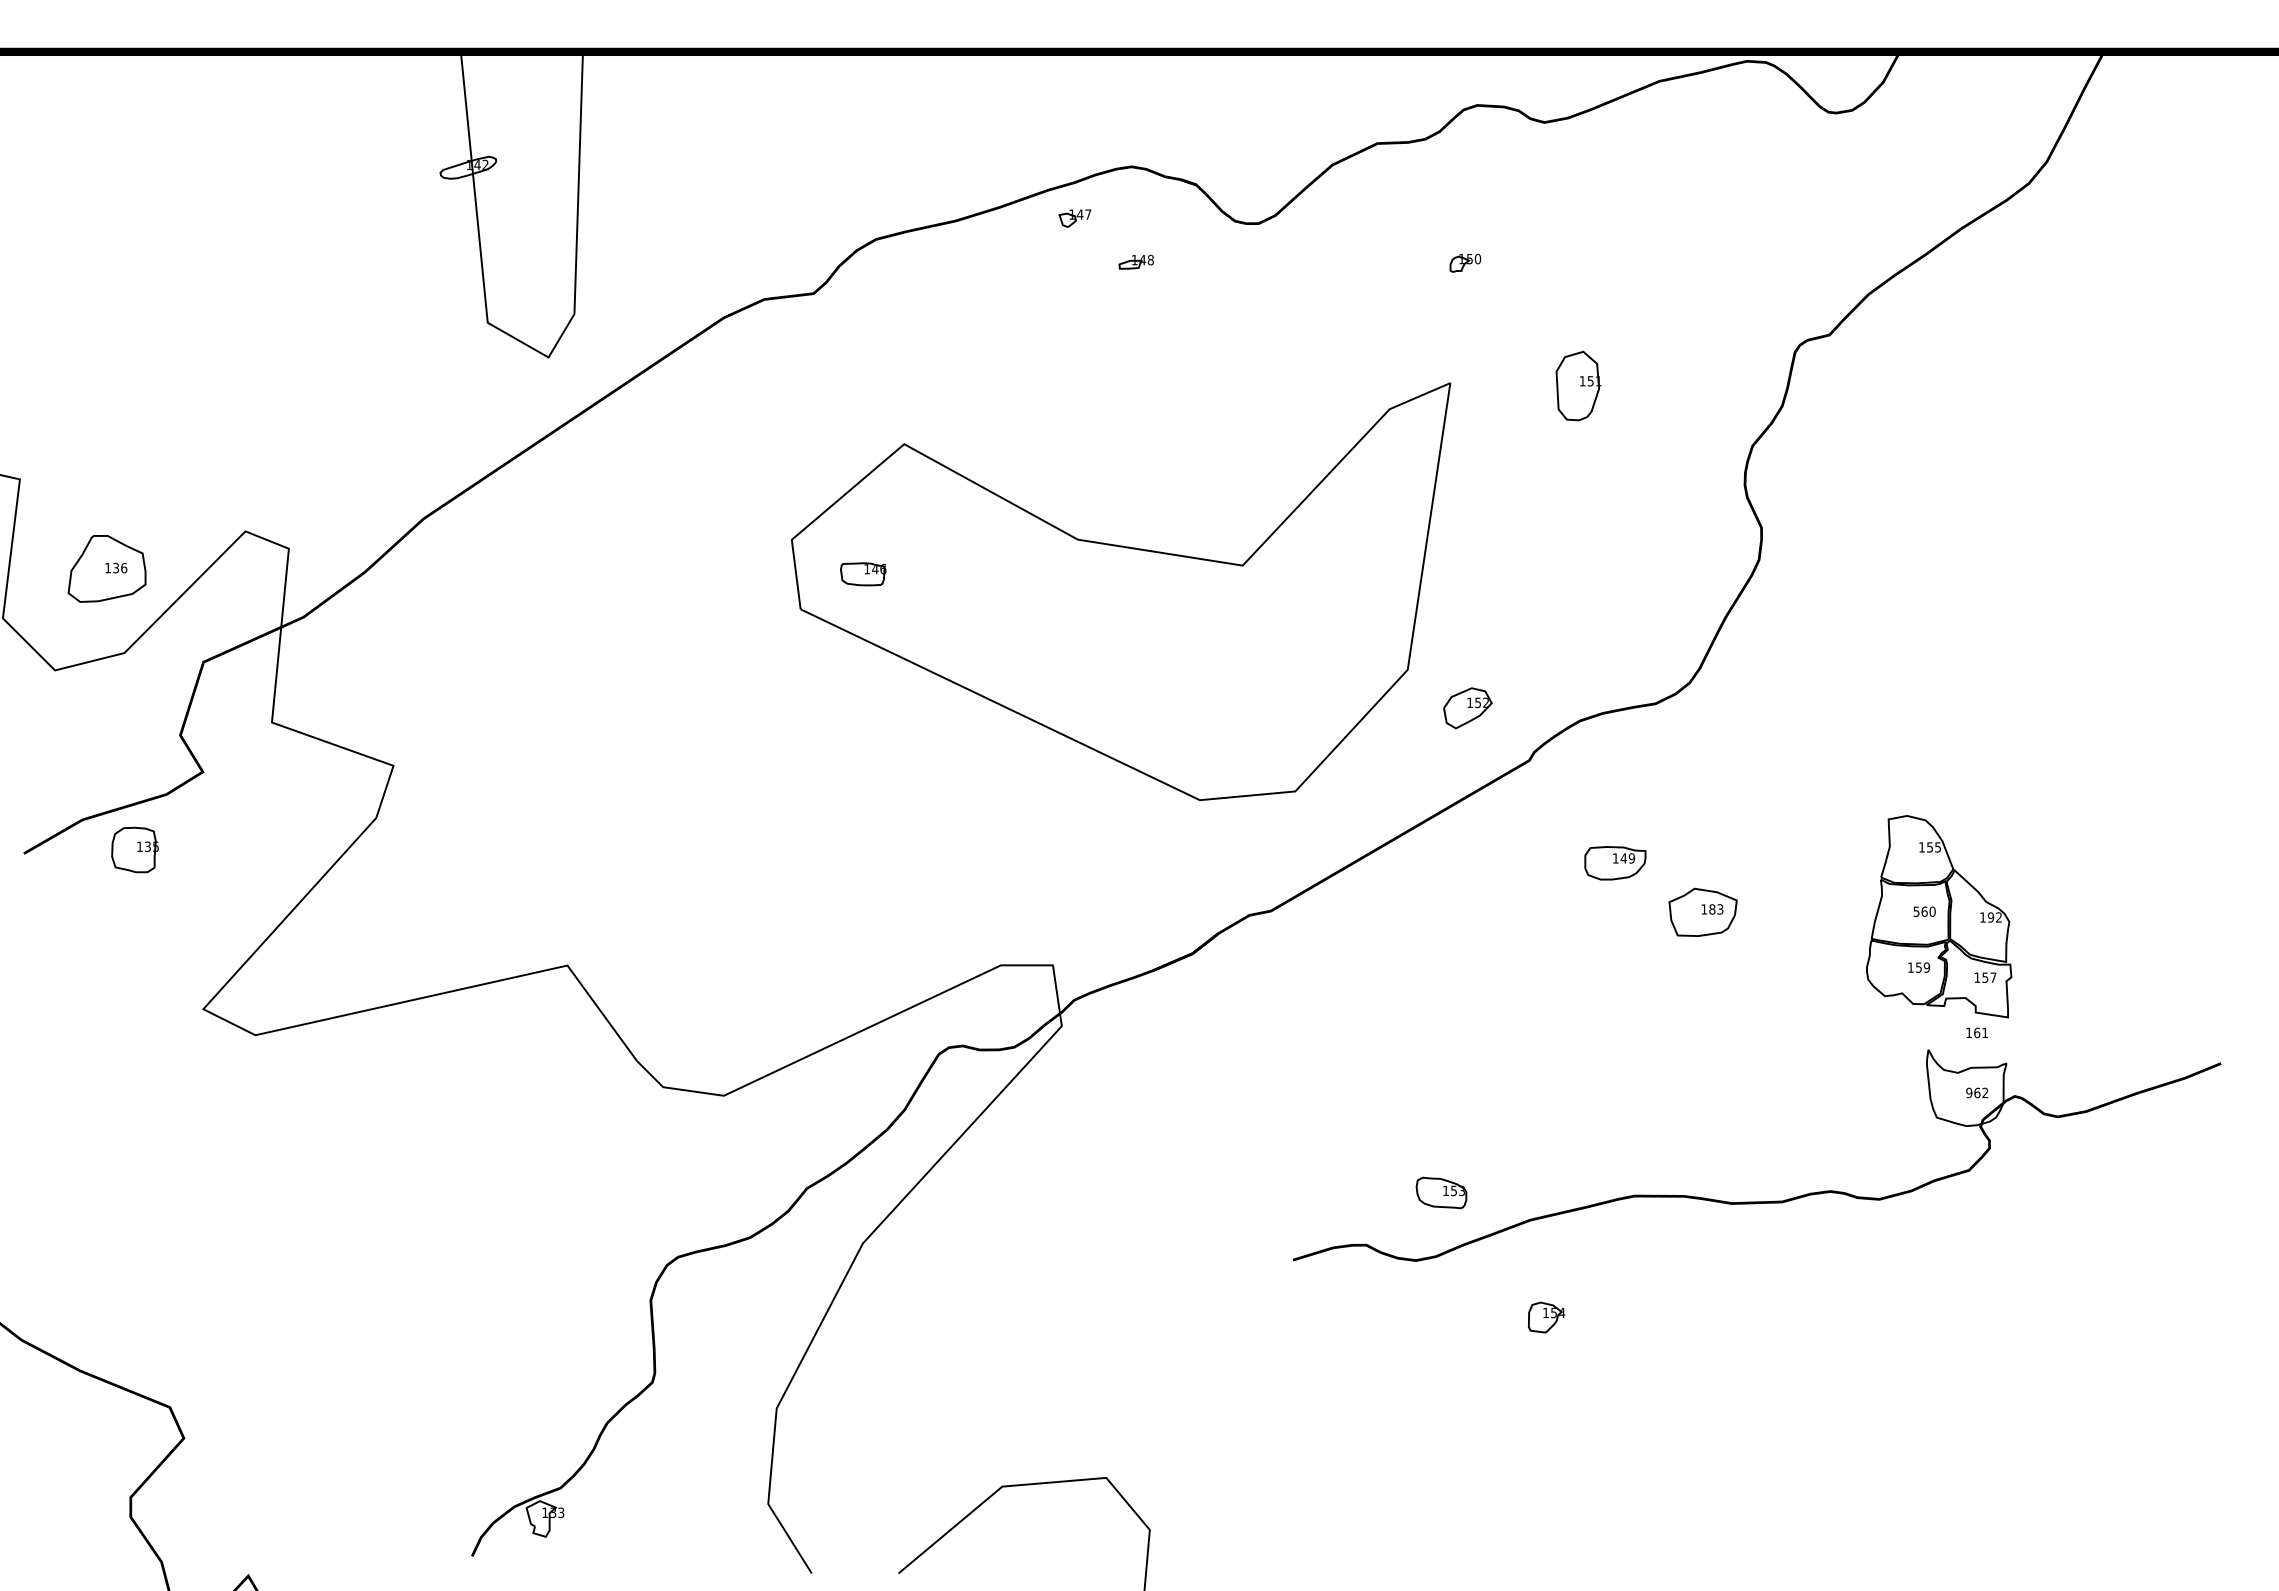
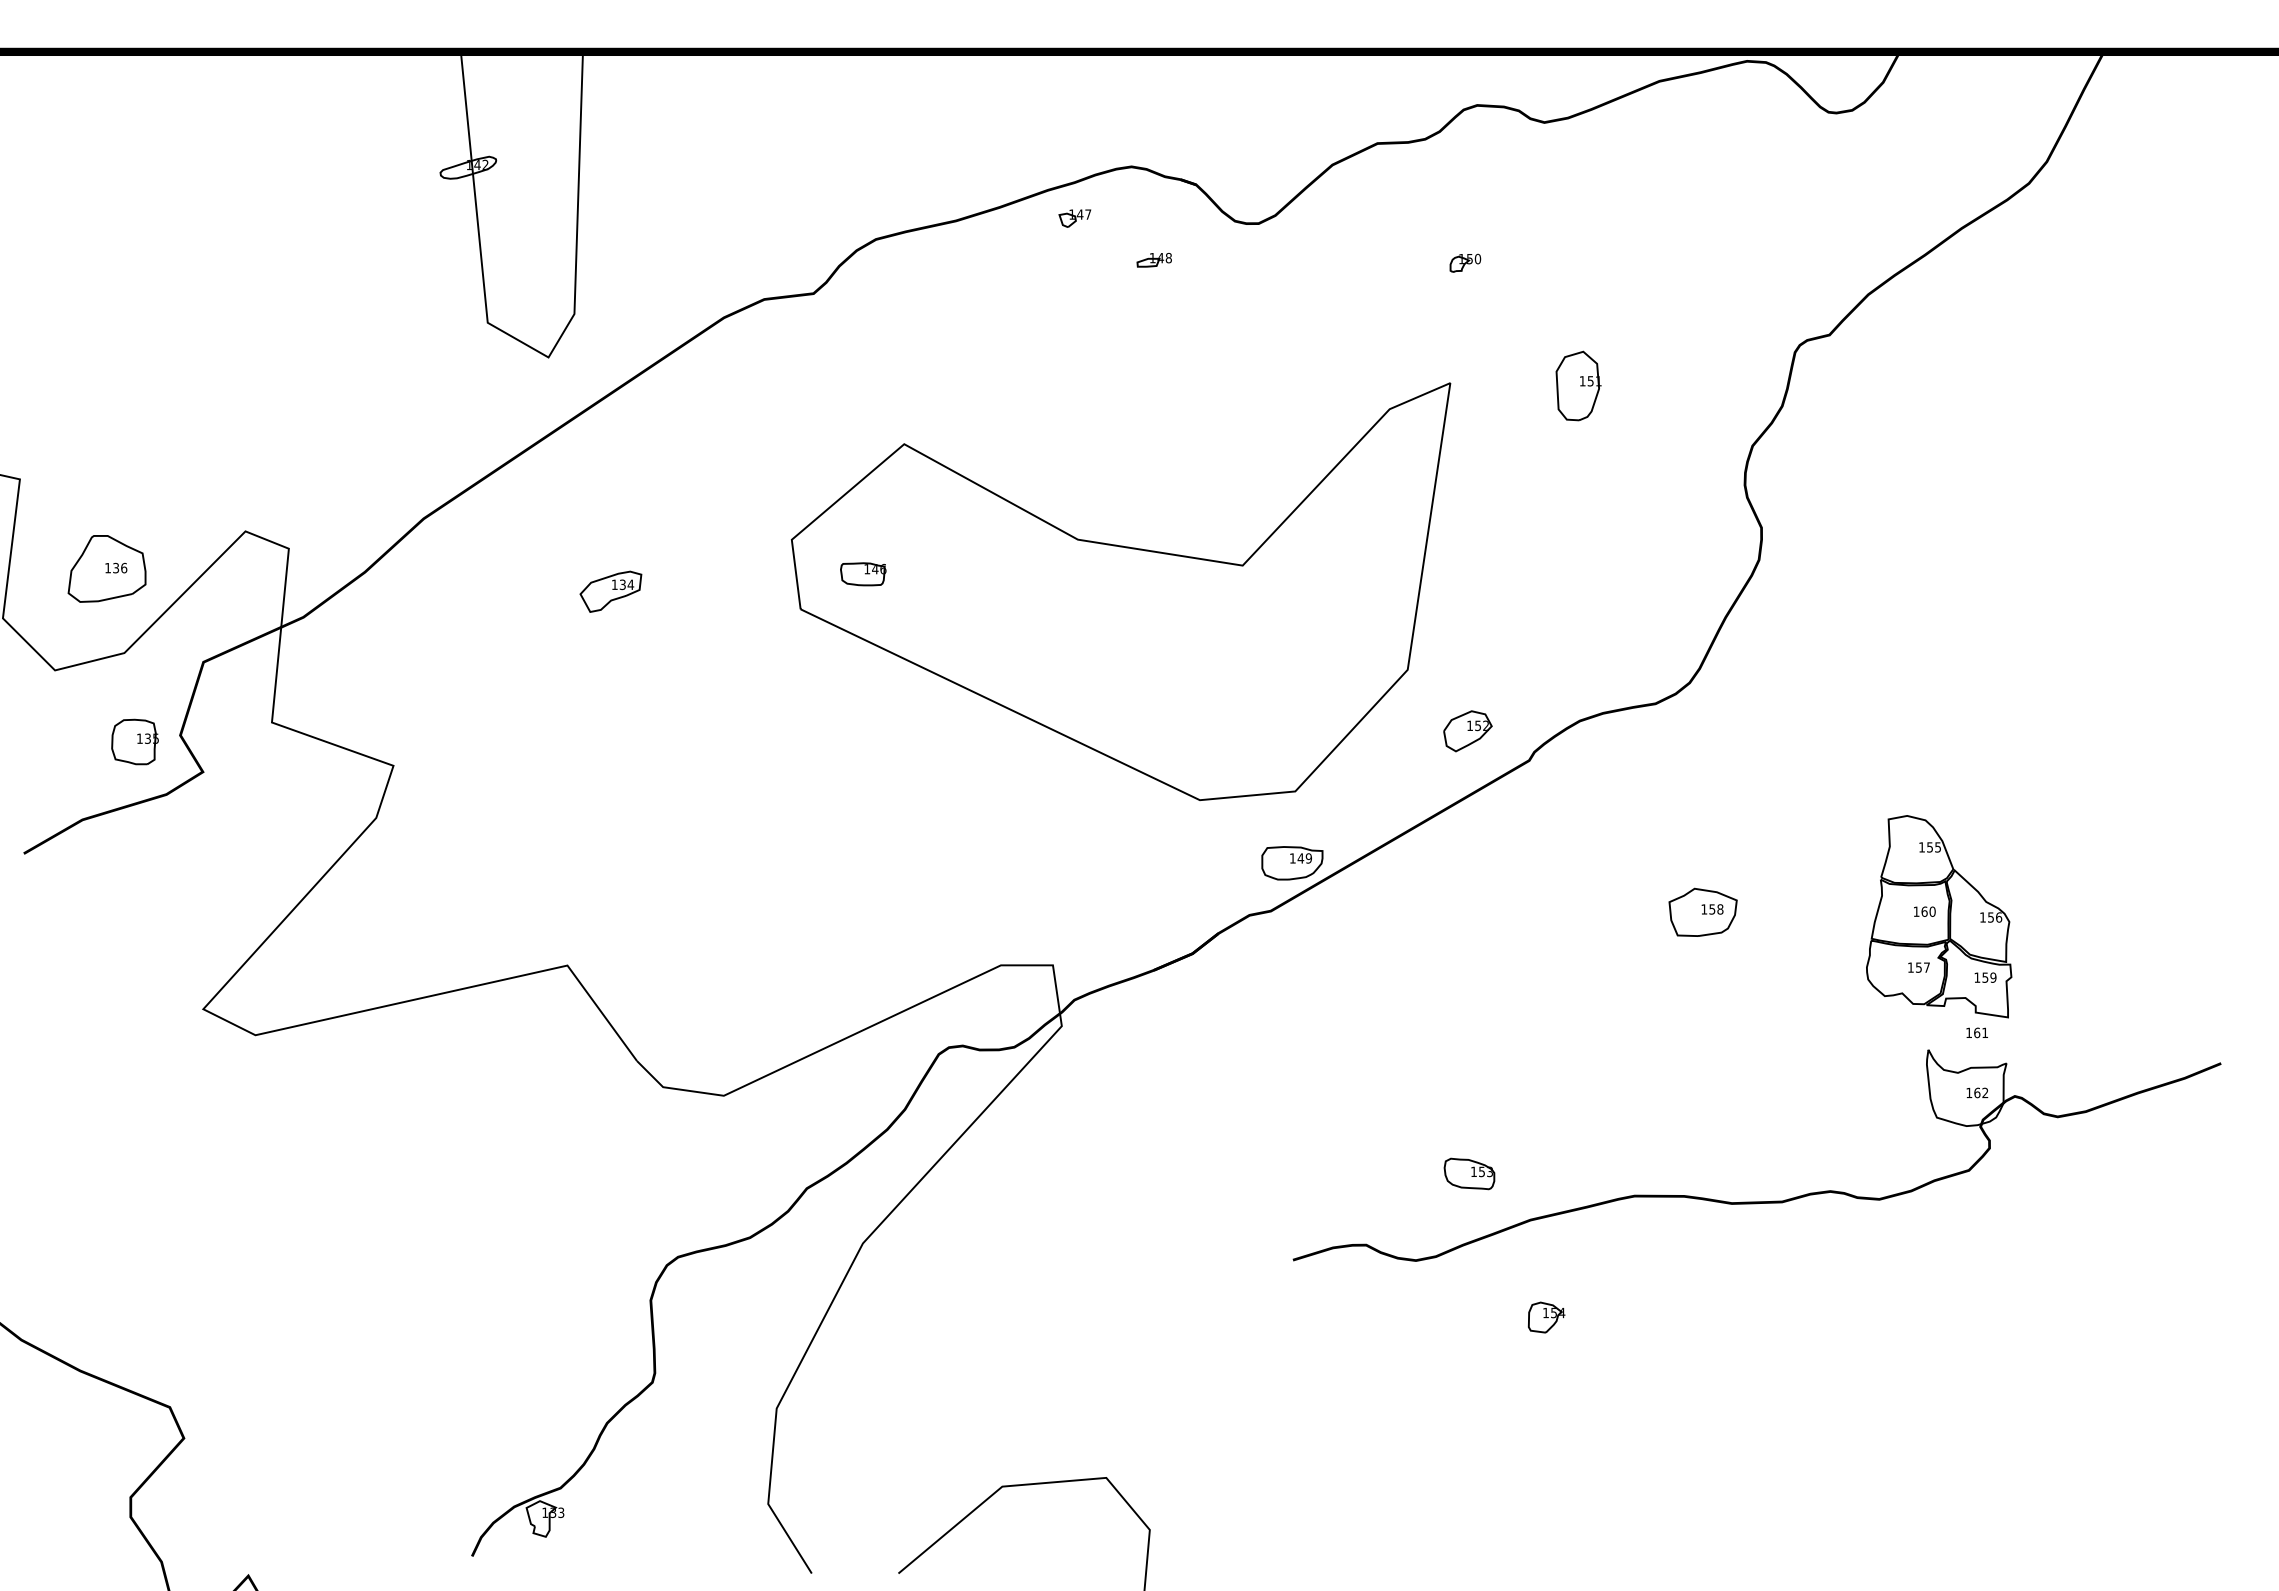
part position: (1135, 262) -> (1153, 260) (1153, 260)
part: none -> present (610, 591)
part position: (1467, 708) -> (1467, 731) (1467, 731)
part position: (134, 849) -> (134, 741) (134, 741)
part position: (1615, 863) -> (1292, 863) (1292, 863)
text: 183 -> 158 (1716, 909)
text: 560 -> 160 (1916, 911)
text: 192 -> 156 (1994, 917)
text: 159 -> 157 (1926, 967)
text: 157 -> 159 (1993, 977)
text: 962 -> 162 (1969, 1092)
part position: (1441, 1192) -> (1469, 1173) (1469, 1173)
